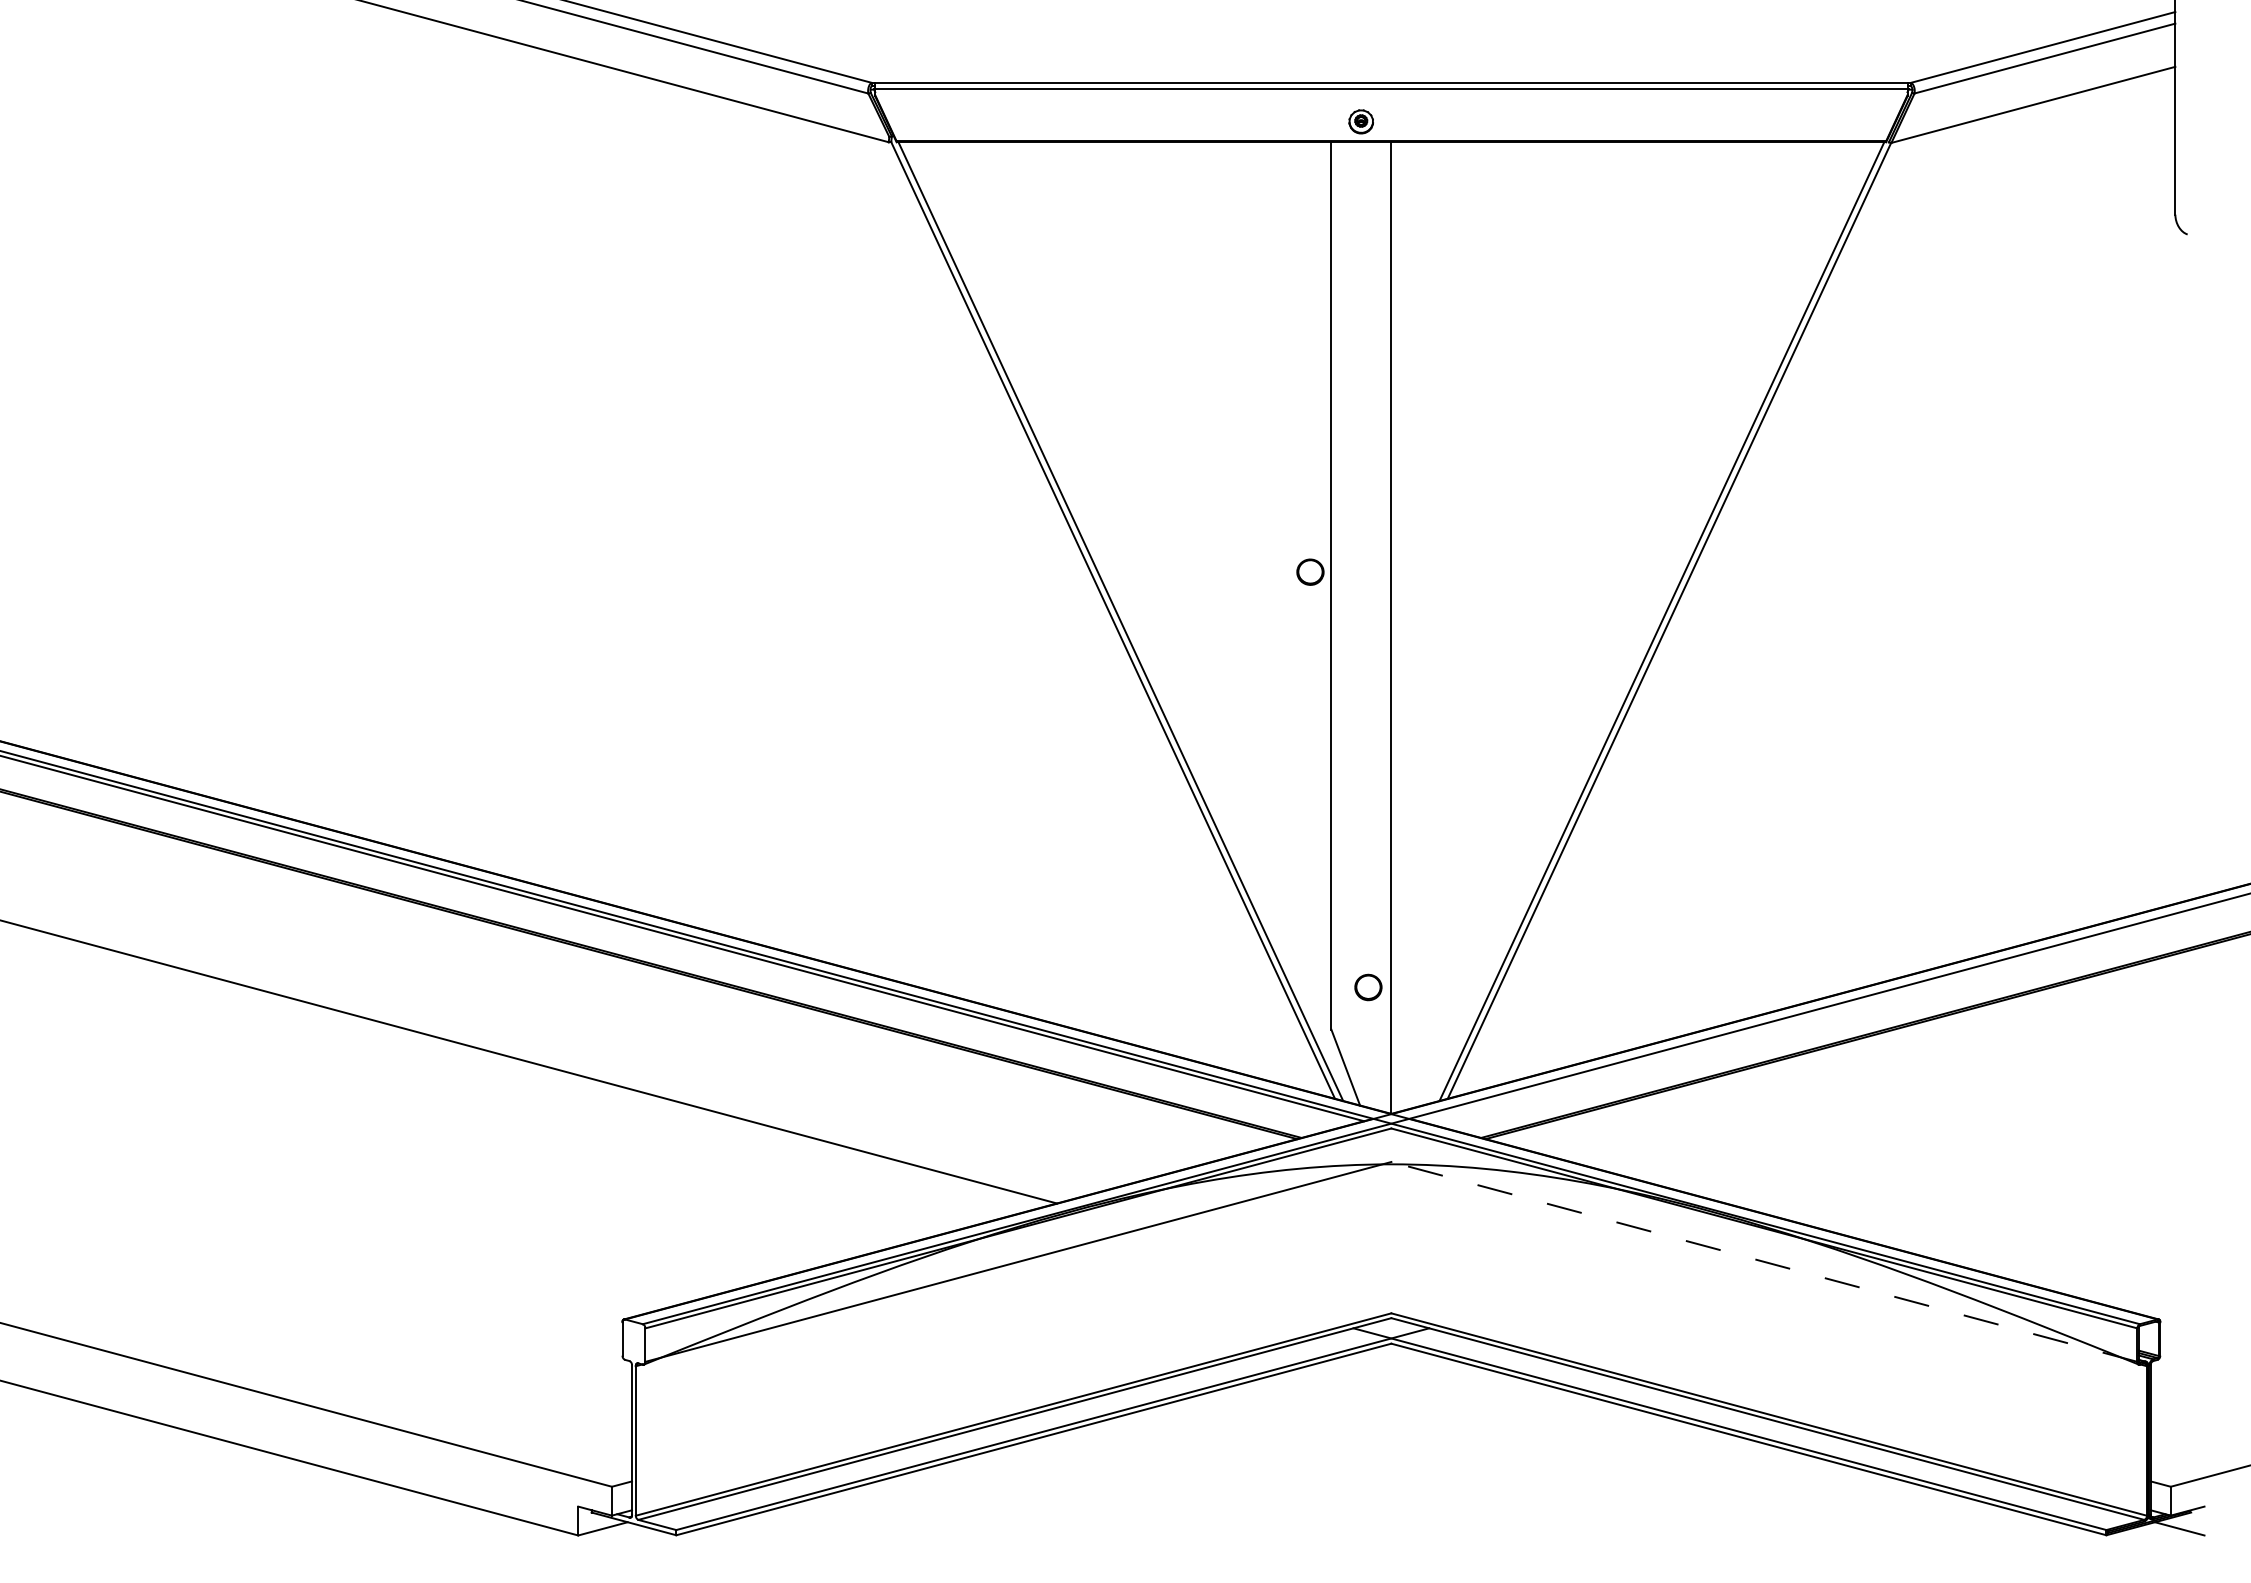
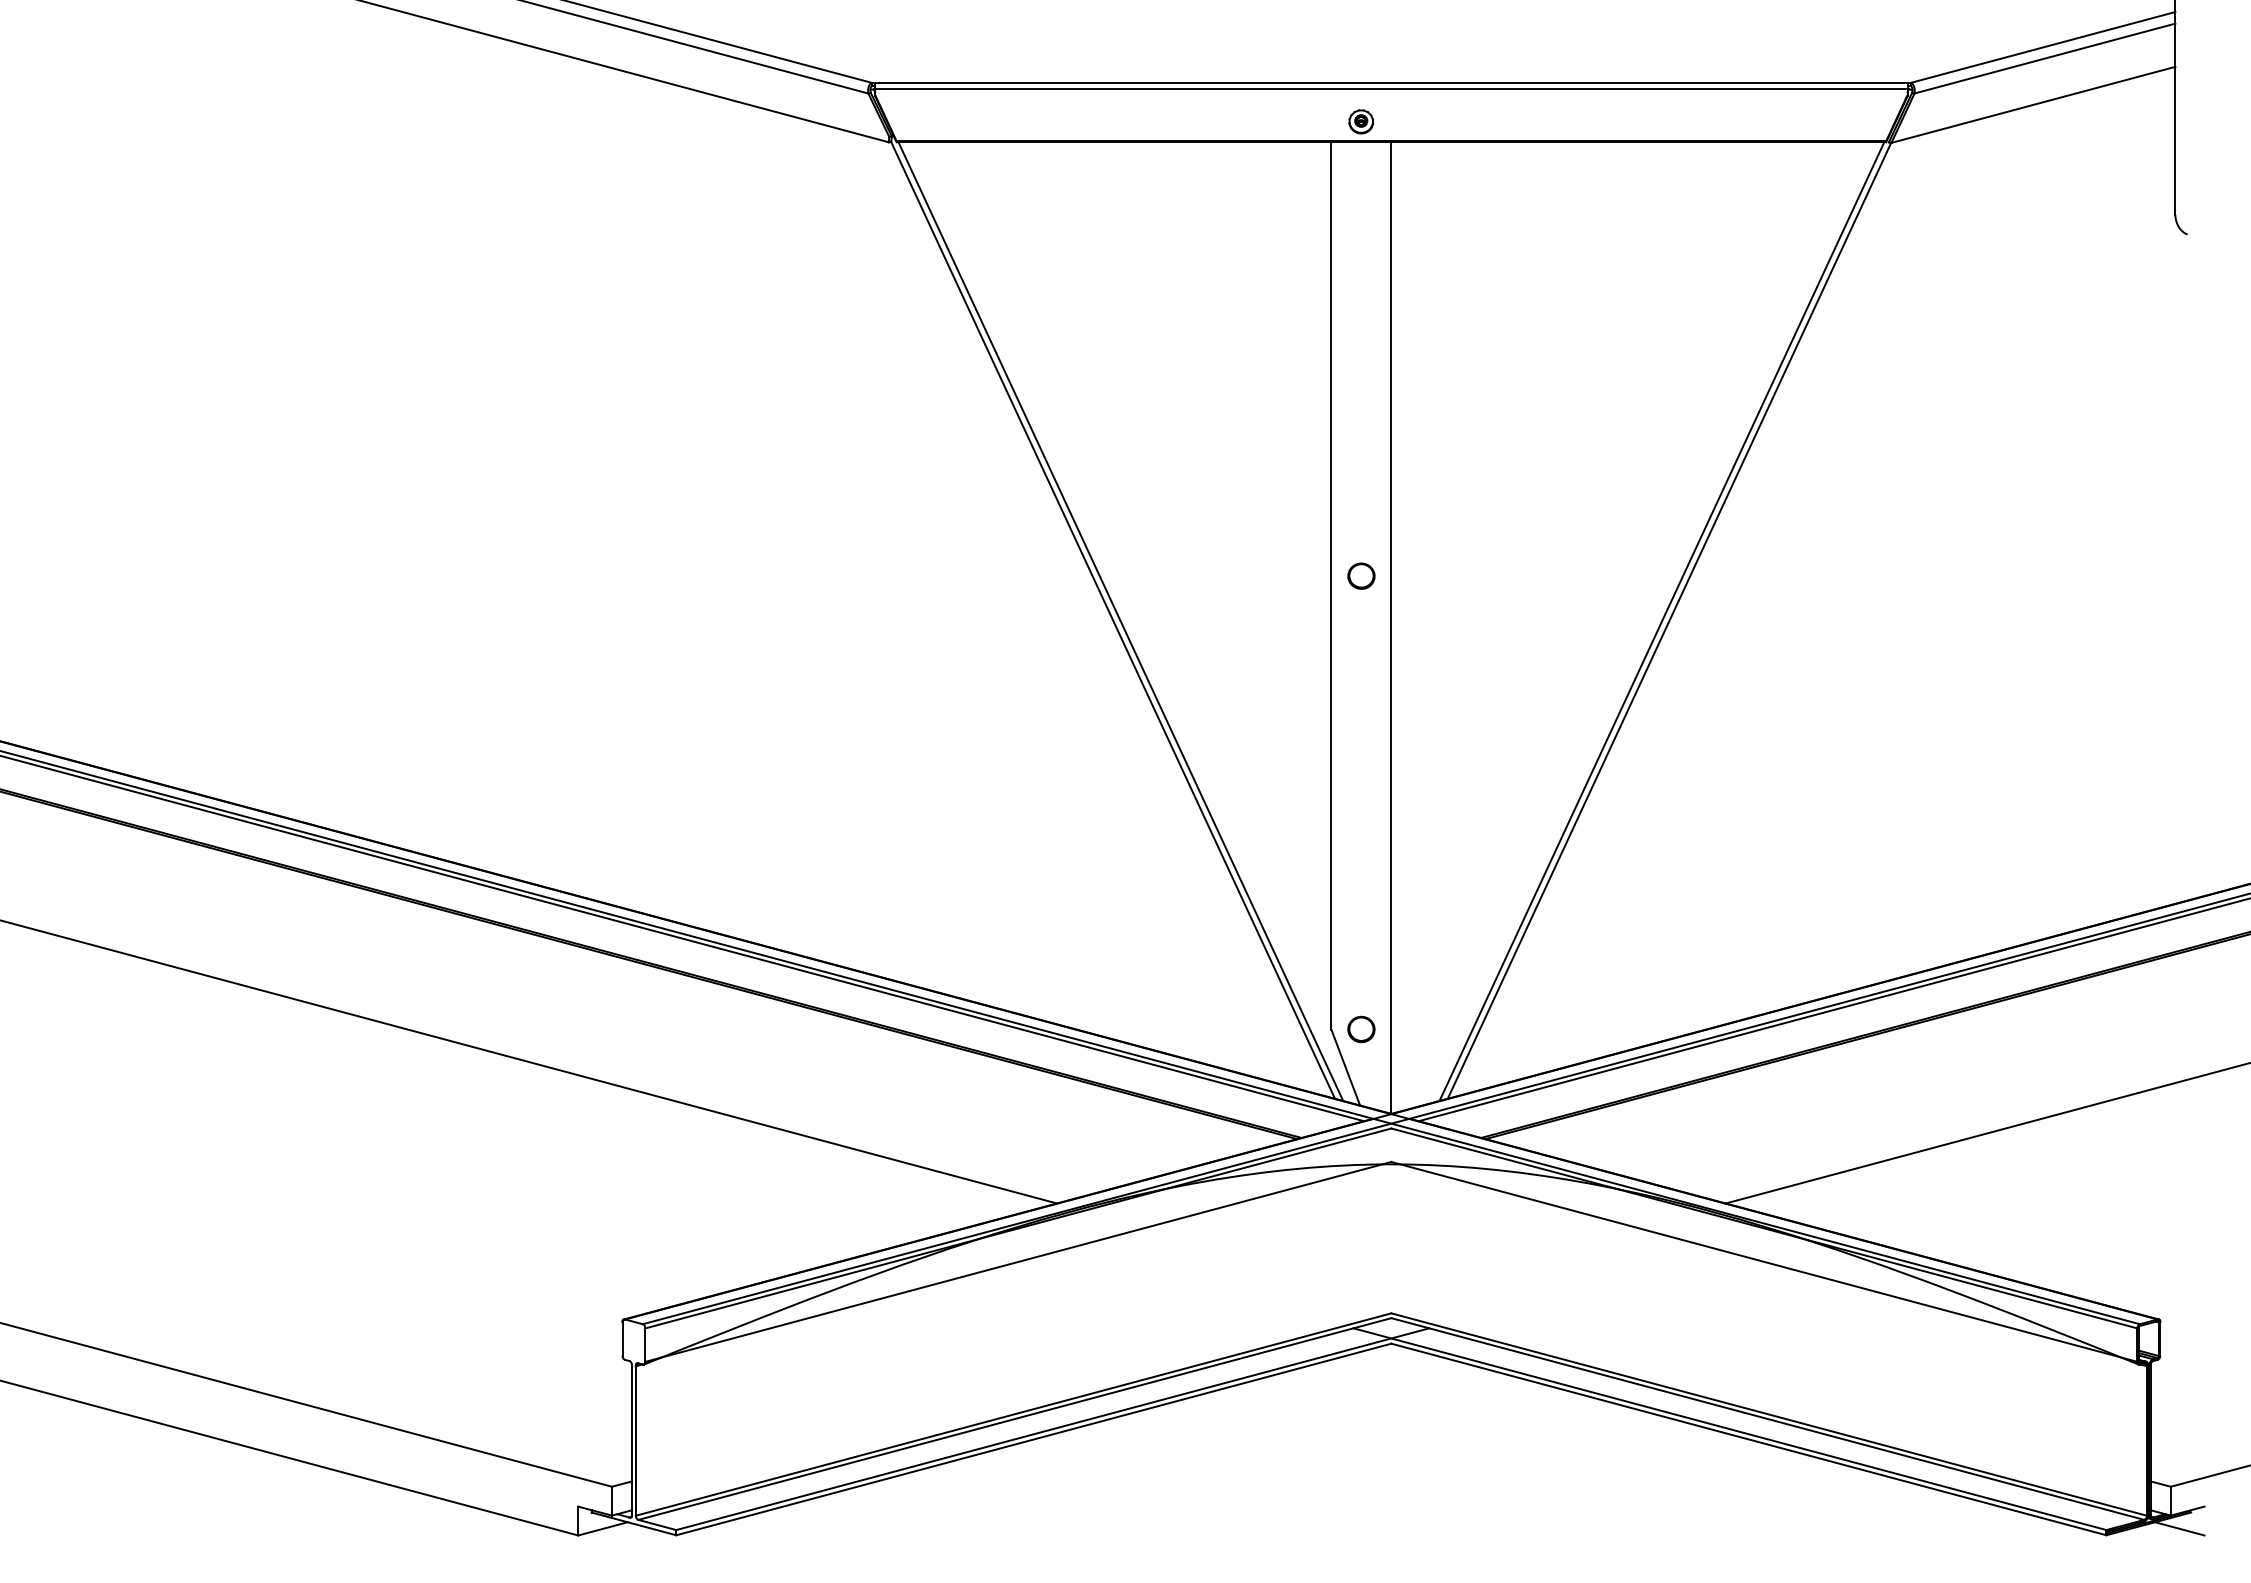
part position: (1310, 571) -> (1361, 575) (1361, 575)
part position: (1368, 987) -> (1361, 1029) (1361, 1029)
line: none -> present (1832, 1010)
line: none -> present (1986, 1133)
line: dashed -> solid (1763, 1261)
